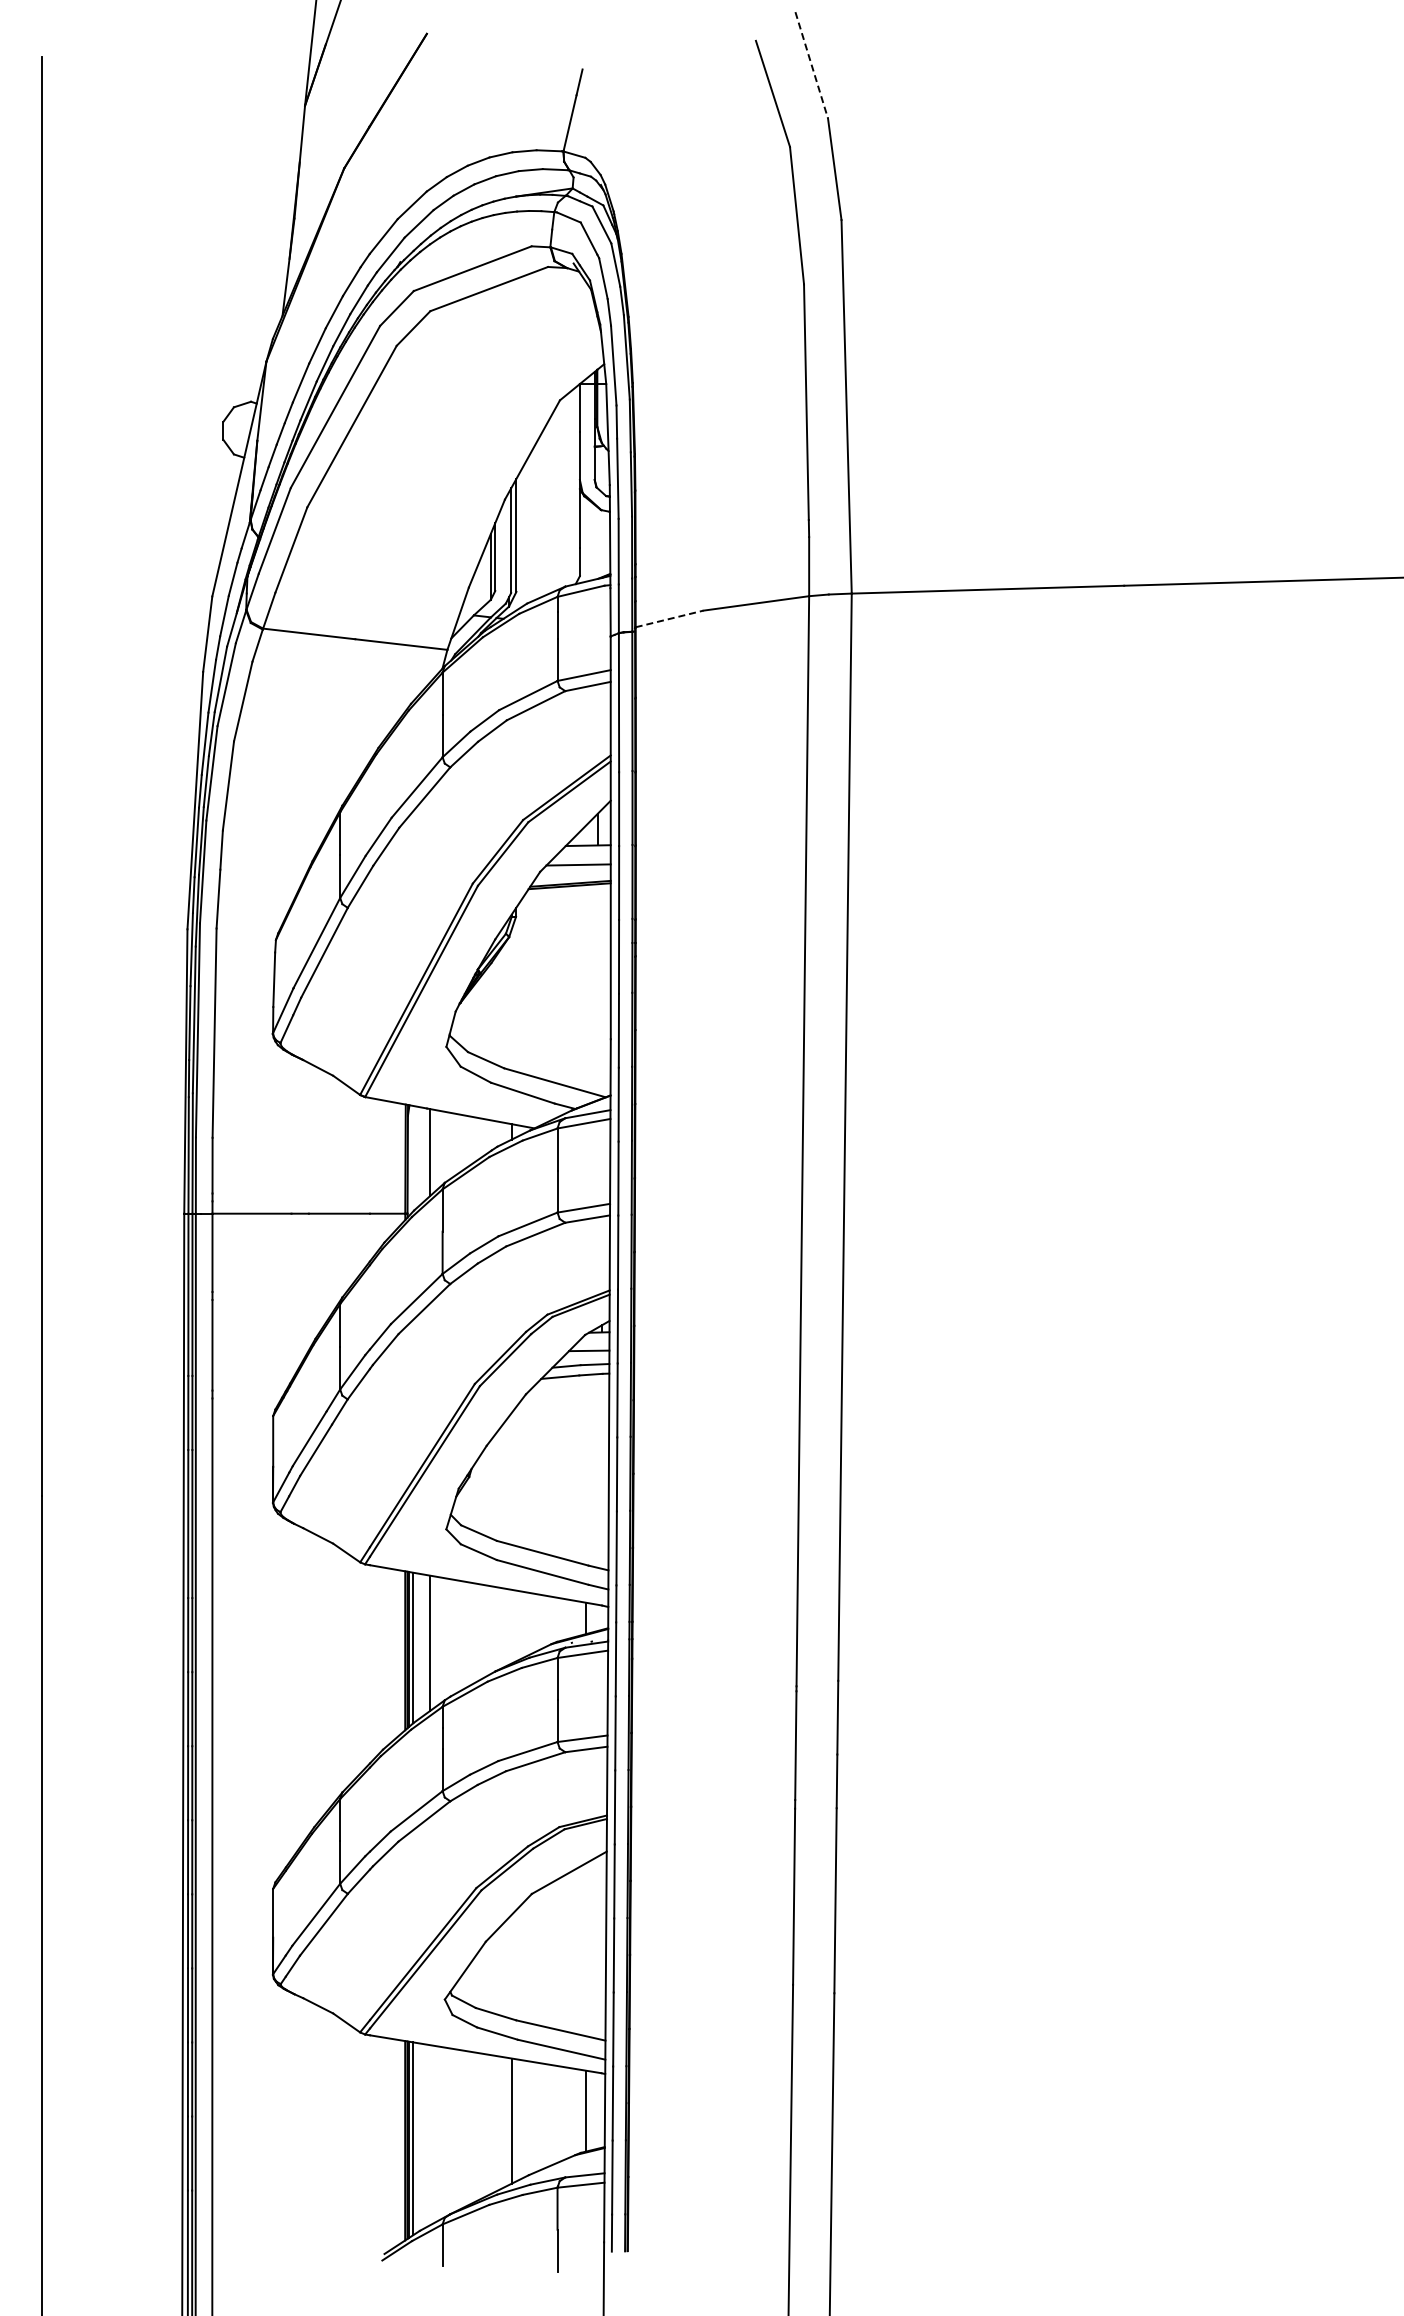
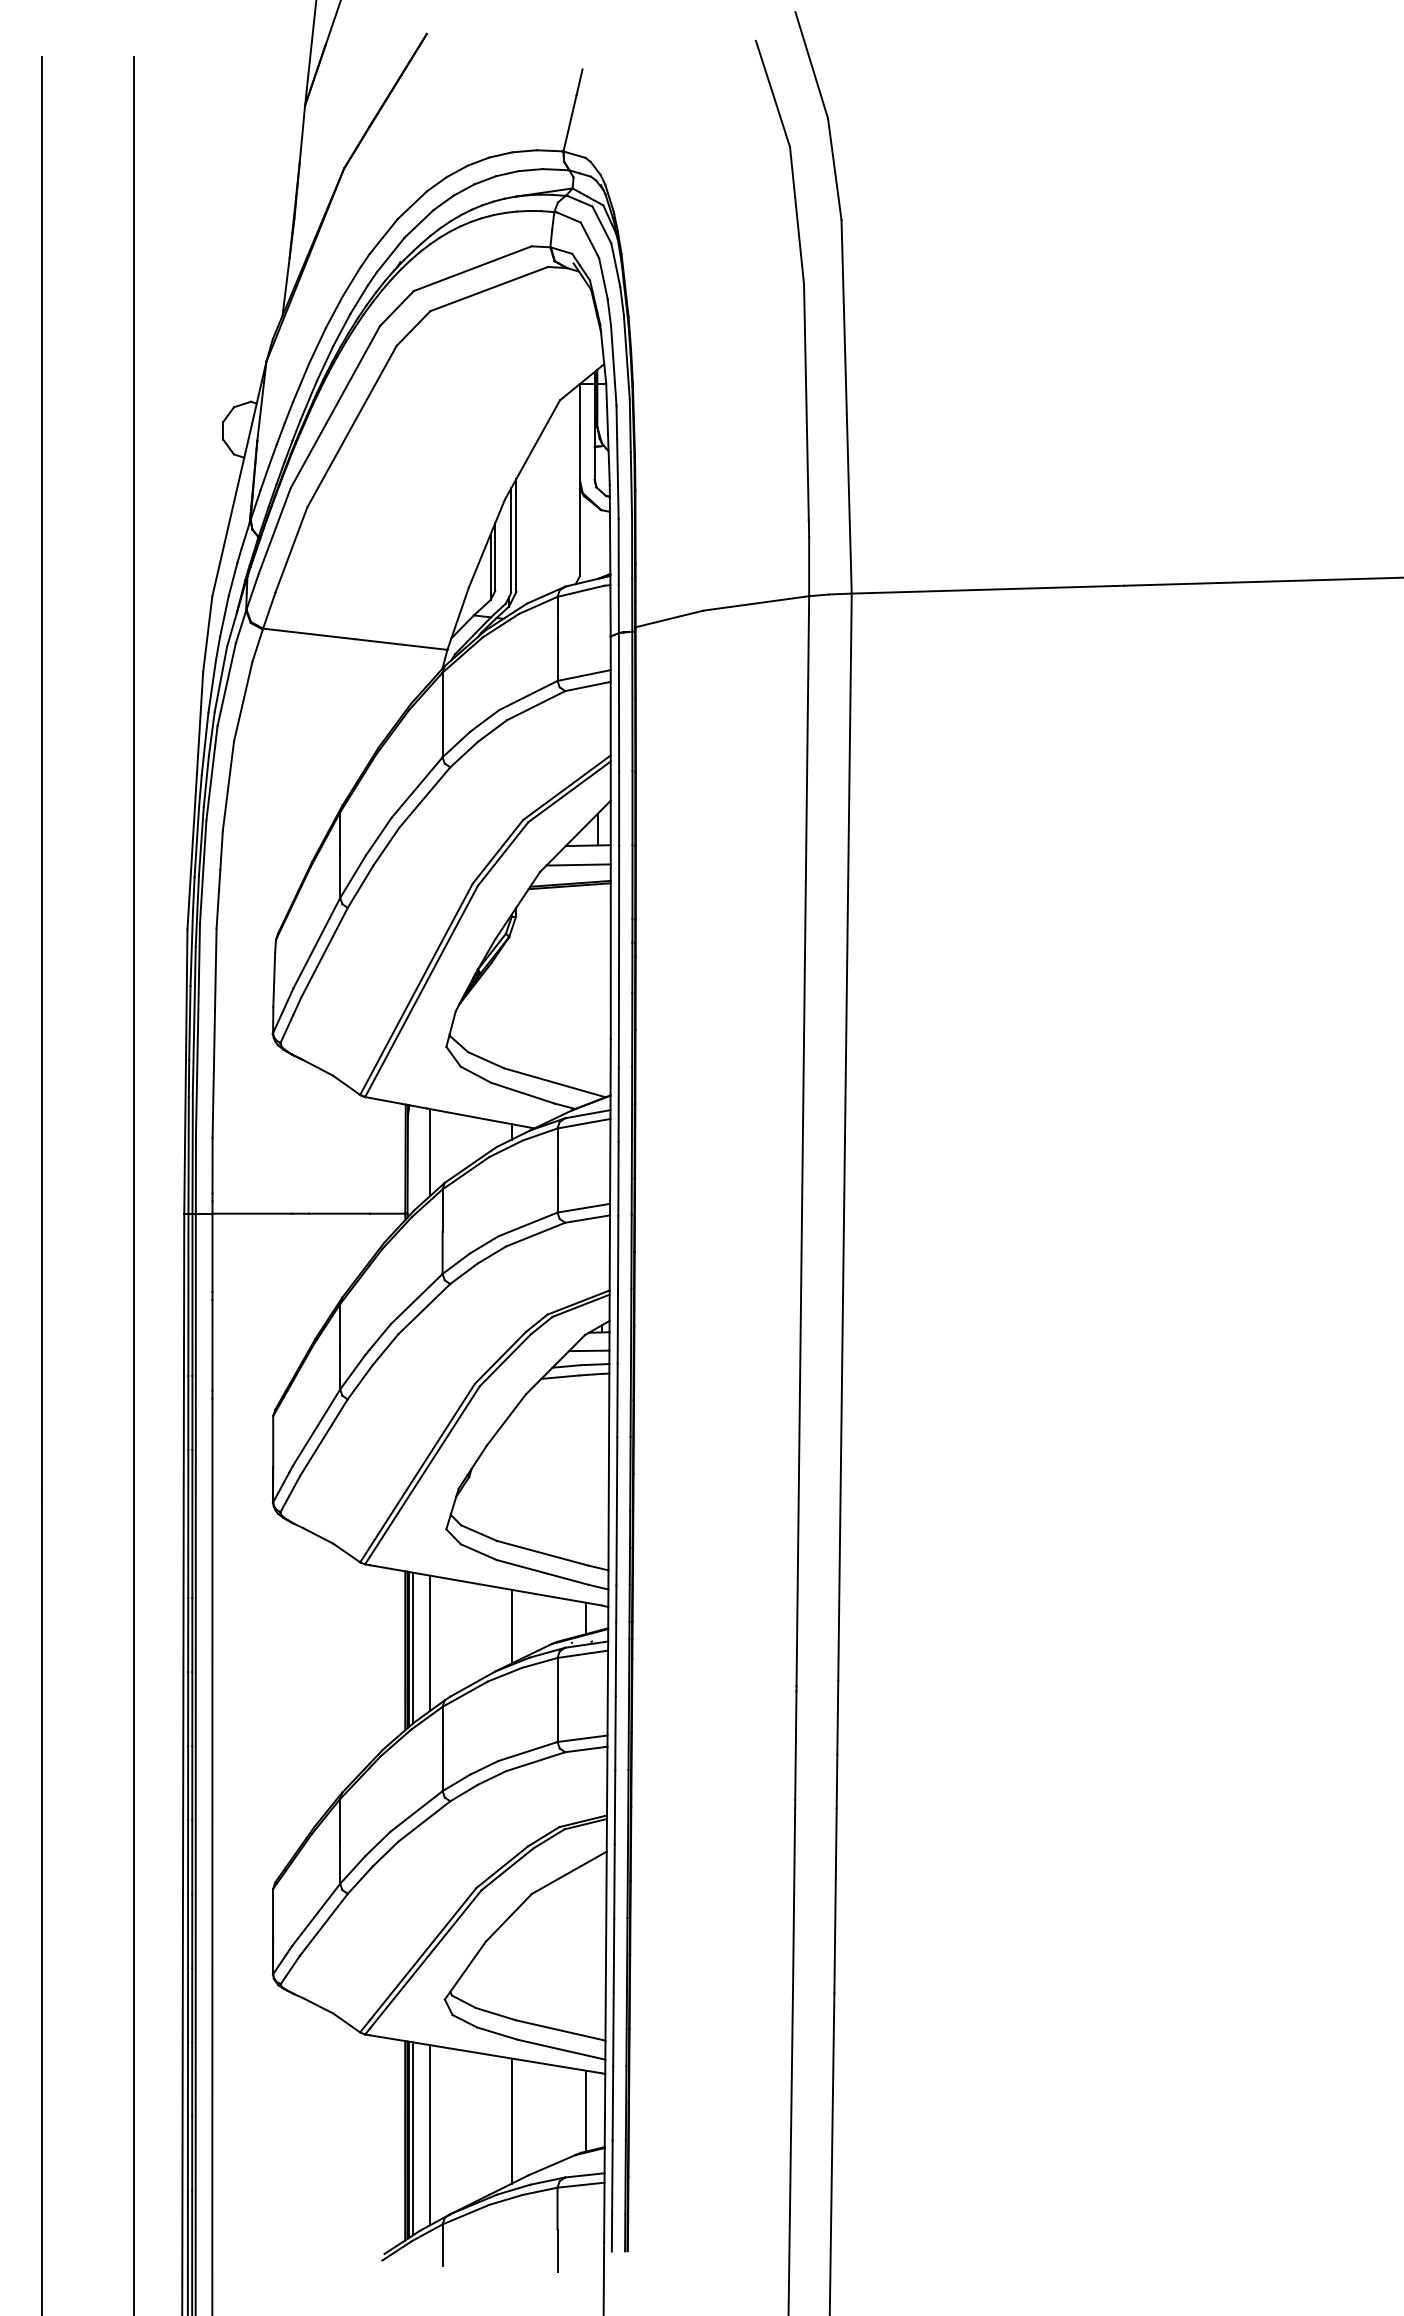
line: dashed -> solid (811, 65)
line: dashed -> solid (669, 618)
line: none -> present (134, 1184)
line: none -> present (511, 1626)
line: none -> present (429, 2135)
